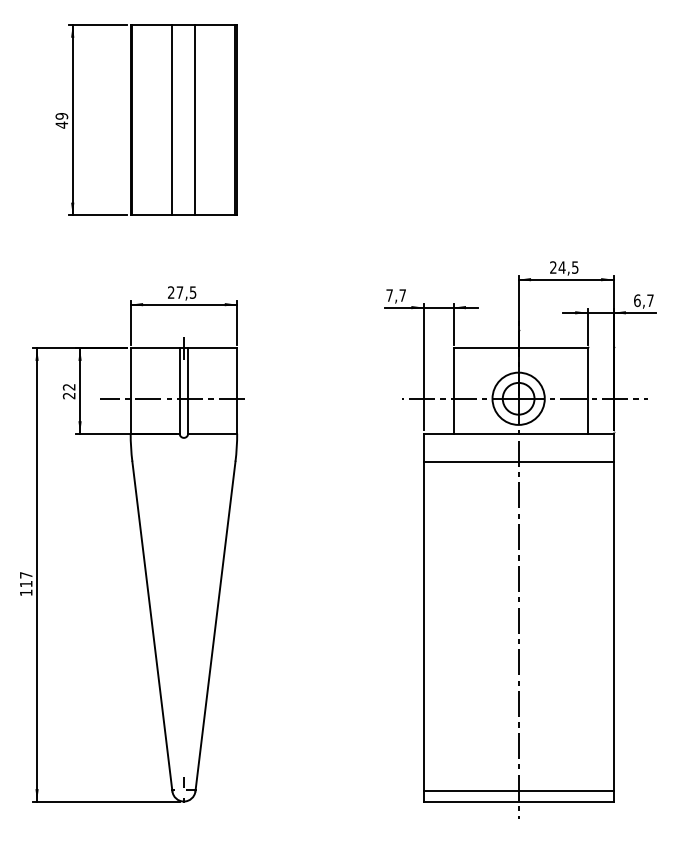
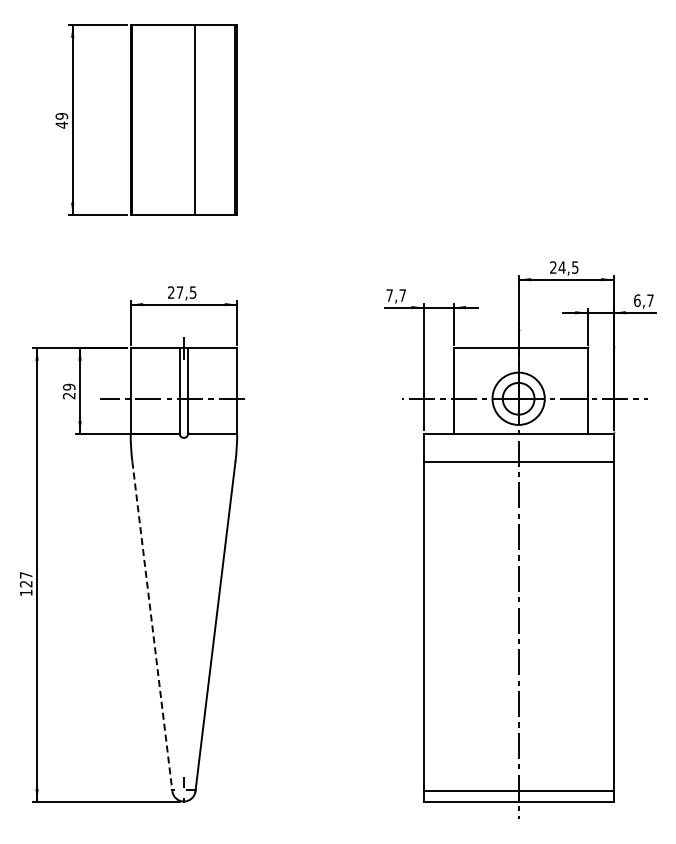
line: present -> none (172, 120)
text: 22 -> 29 (69, 386)
text: 117 -> 127 (25, 584)
line: solid -> dashed (152, 626)
